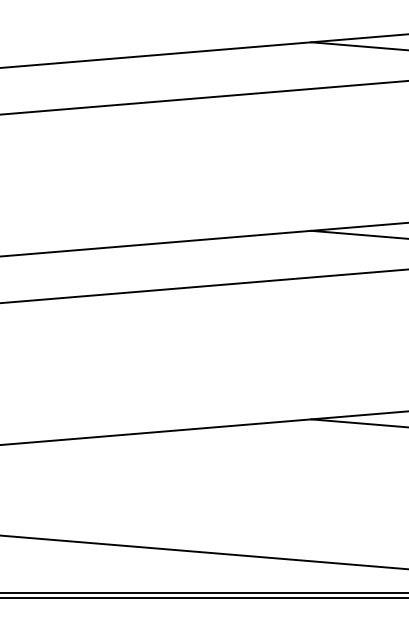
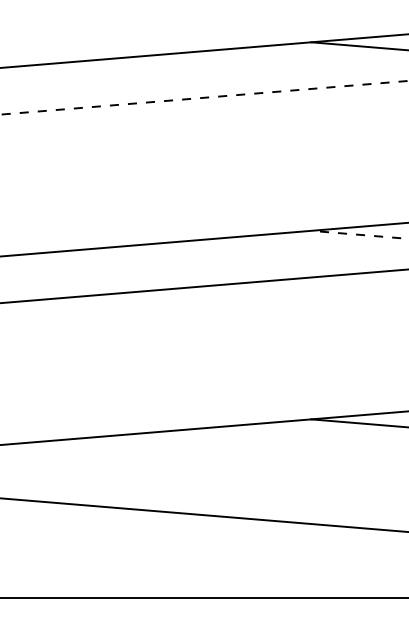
line: solid -> dashed (204, 97)
line: solid -> dashed (360, 234)
line position: (203, 552) -> (203, 514) (203, 514)
line: present -> none (203, 592)
